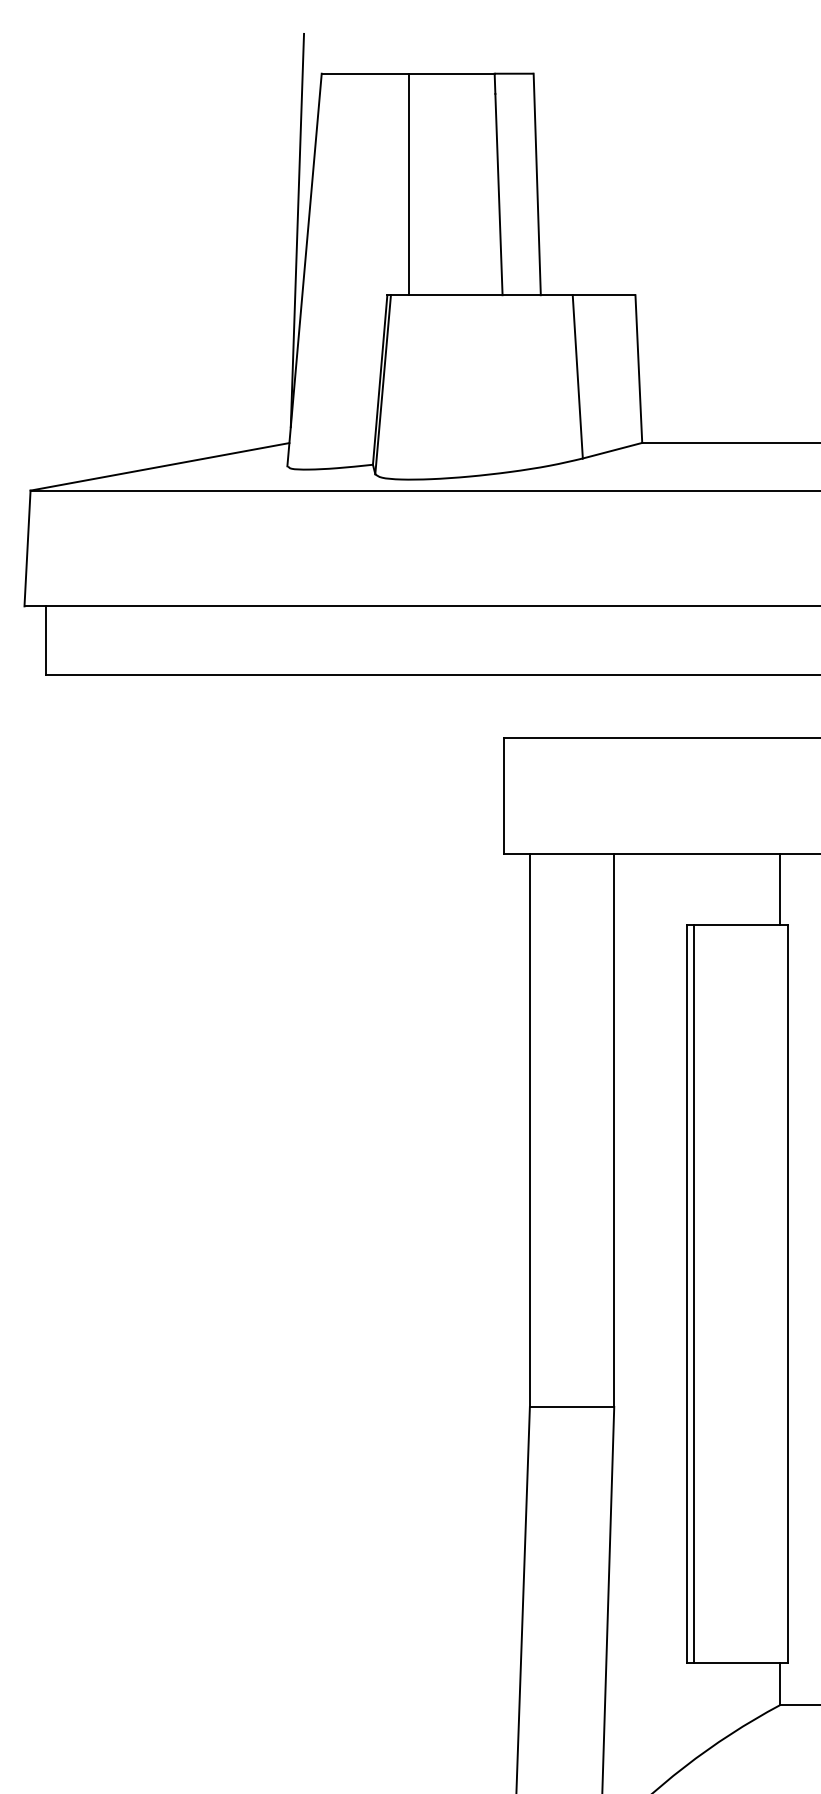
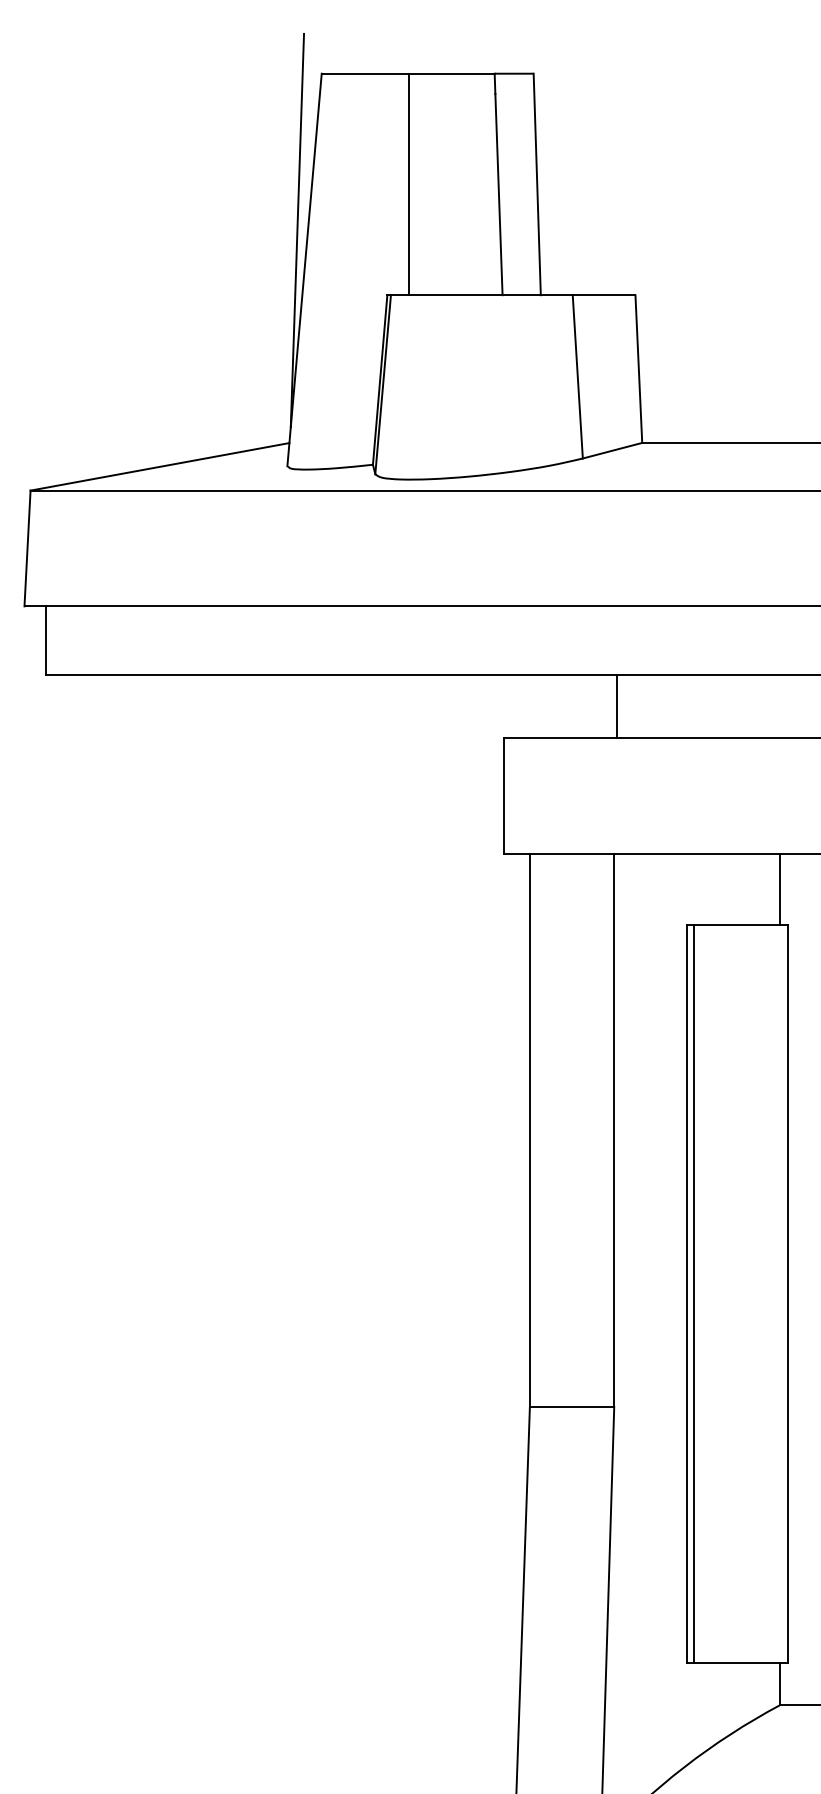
line: none -> present (617, 706)
